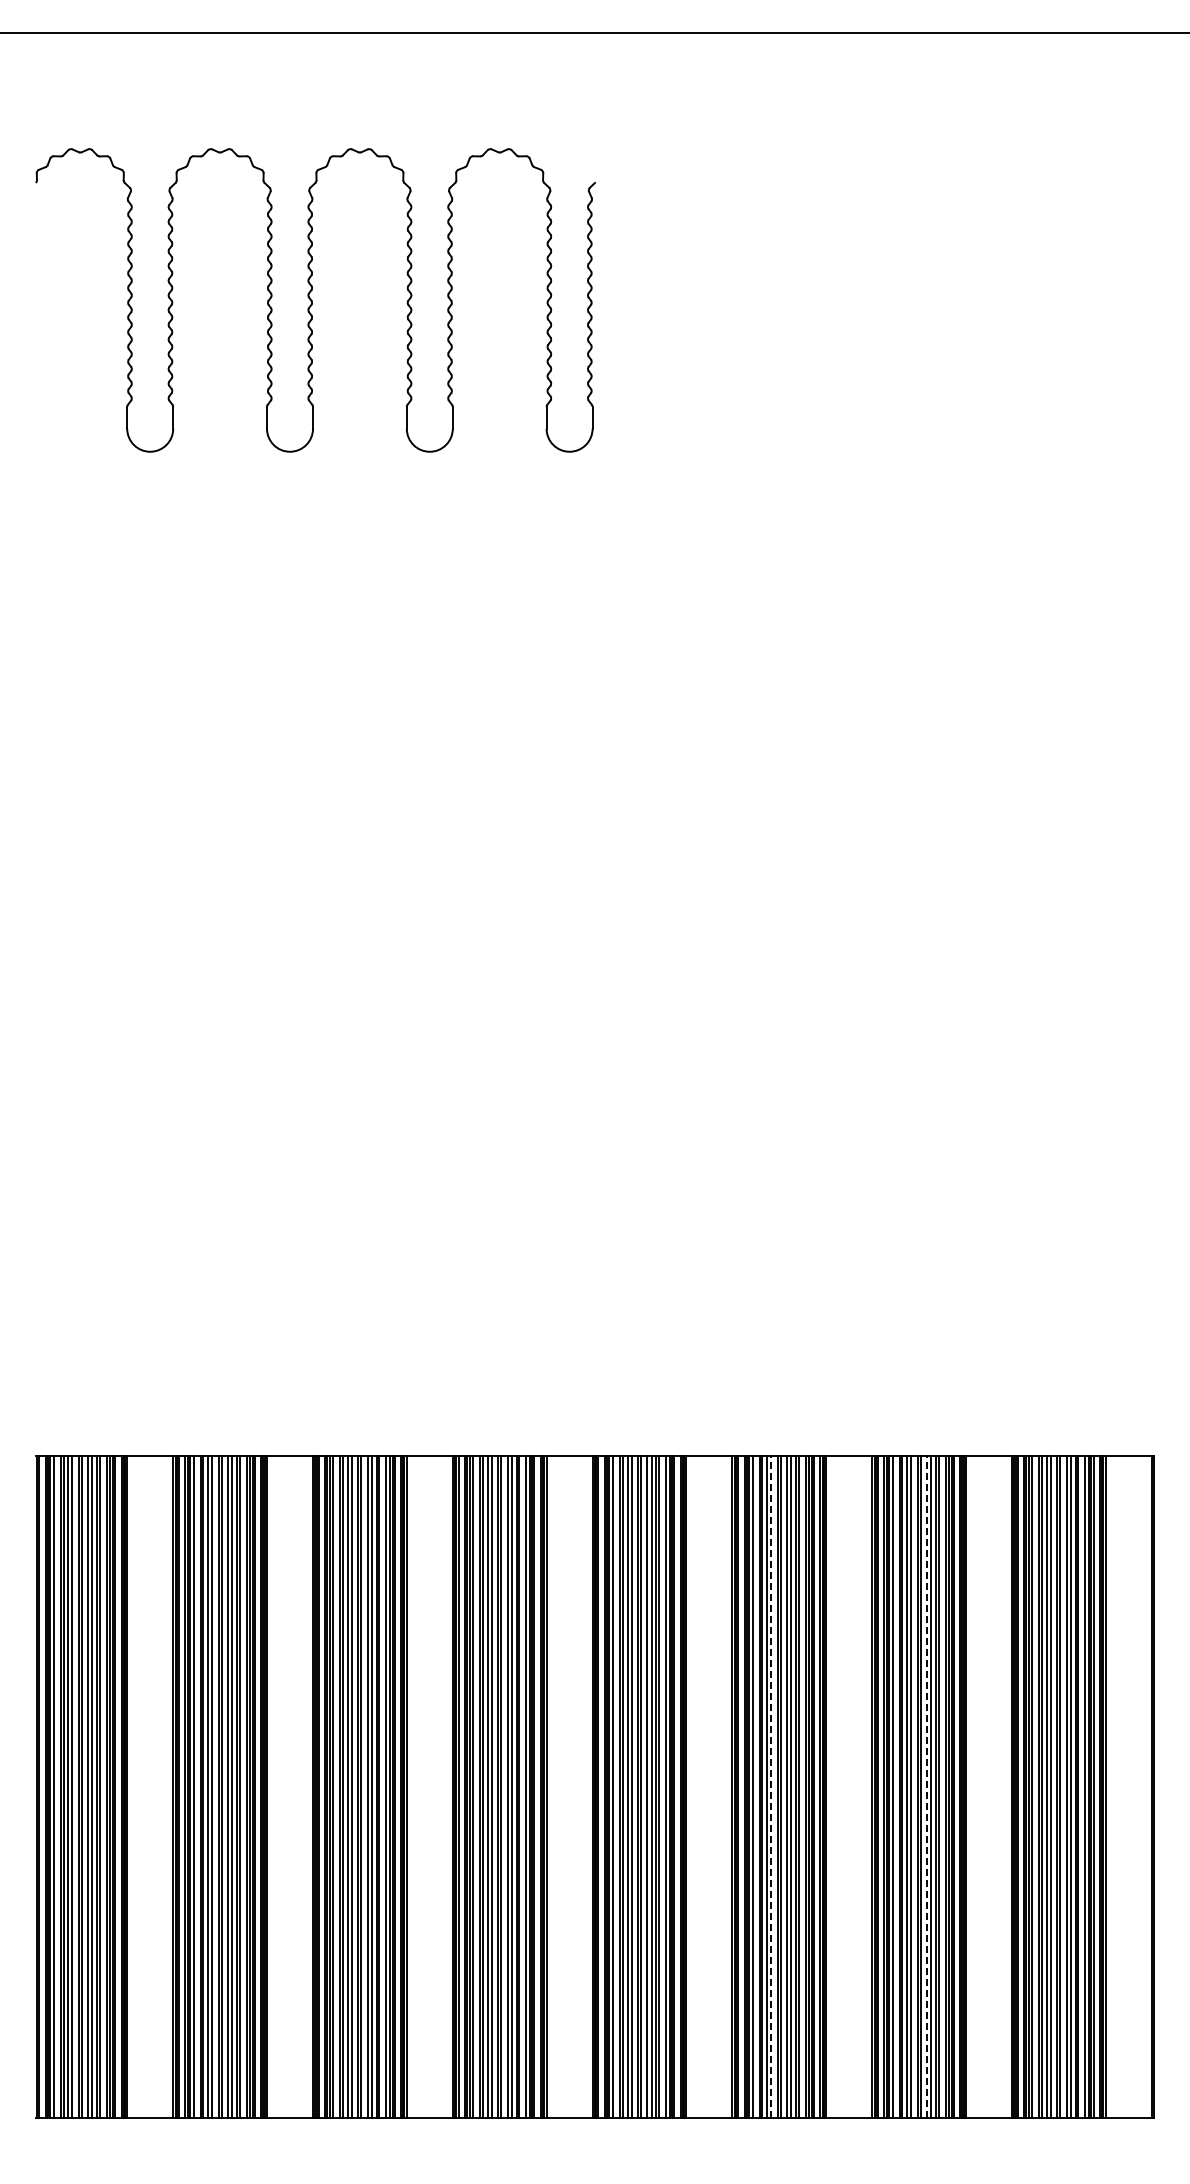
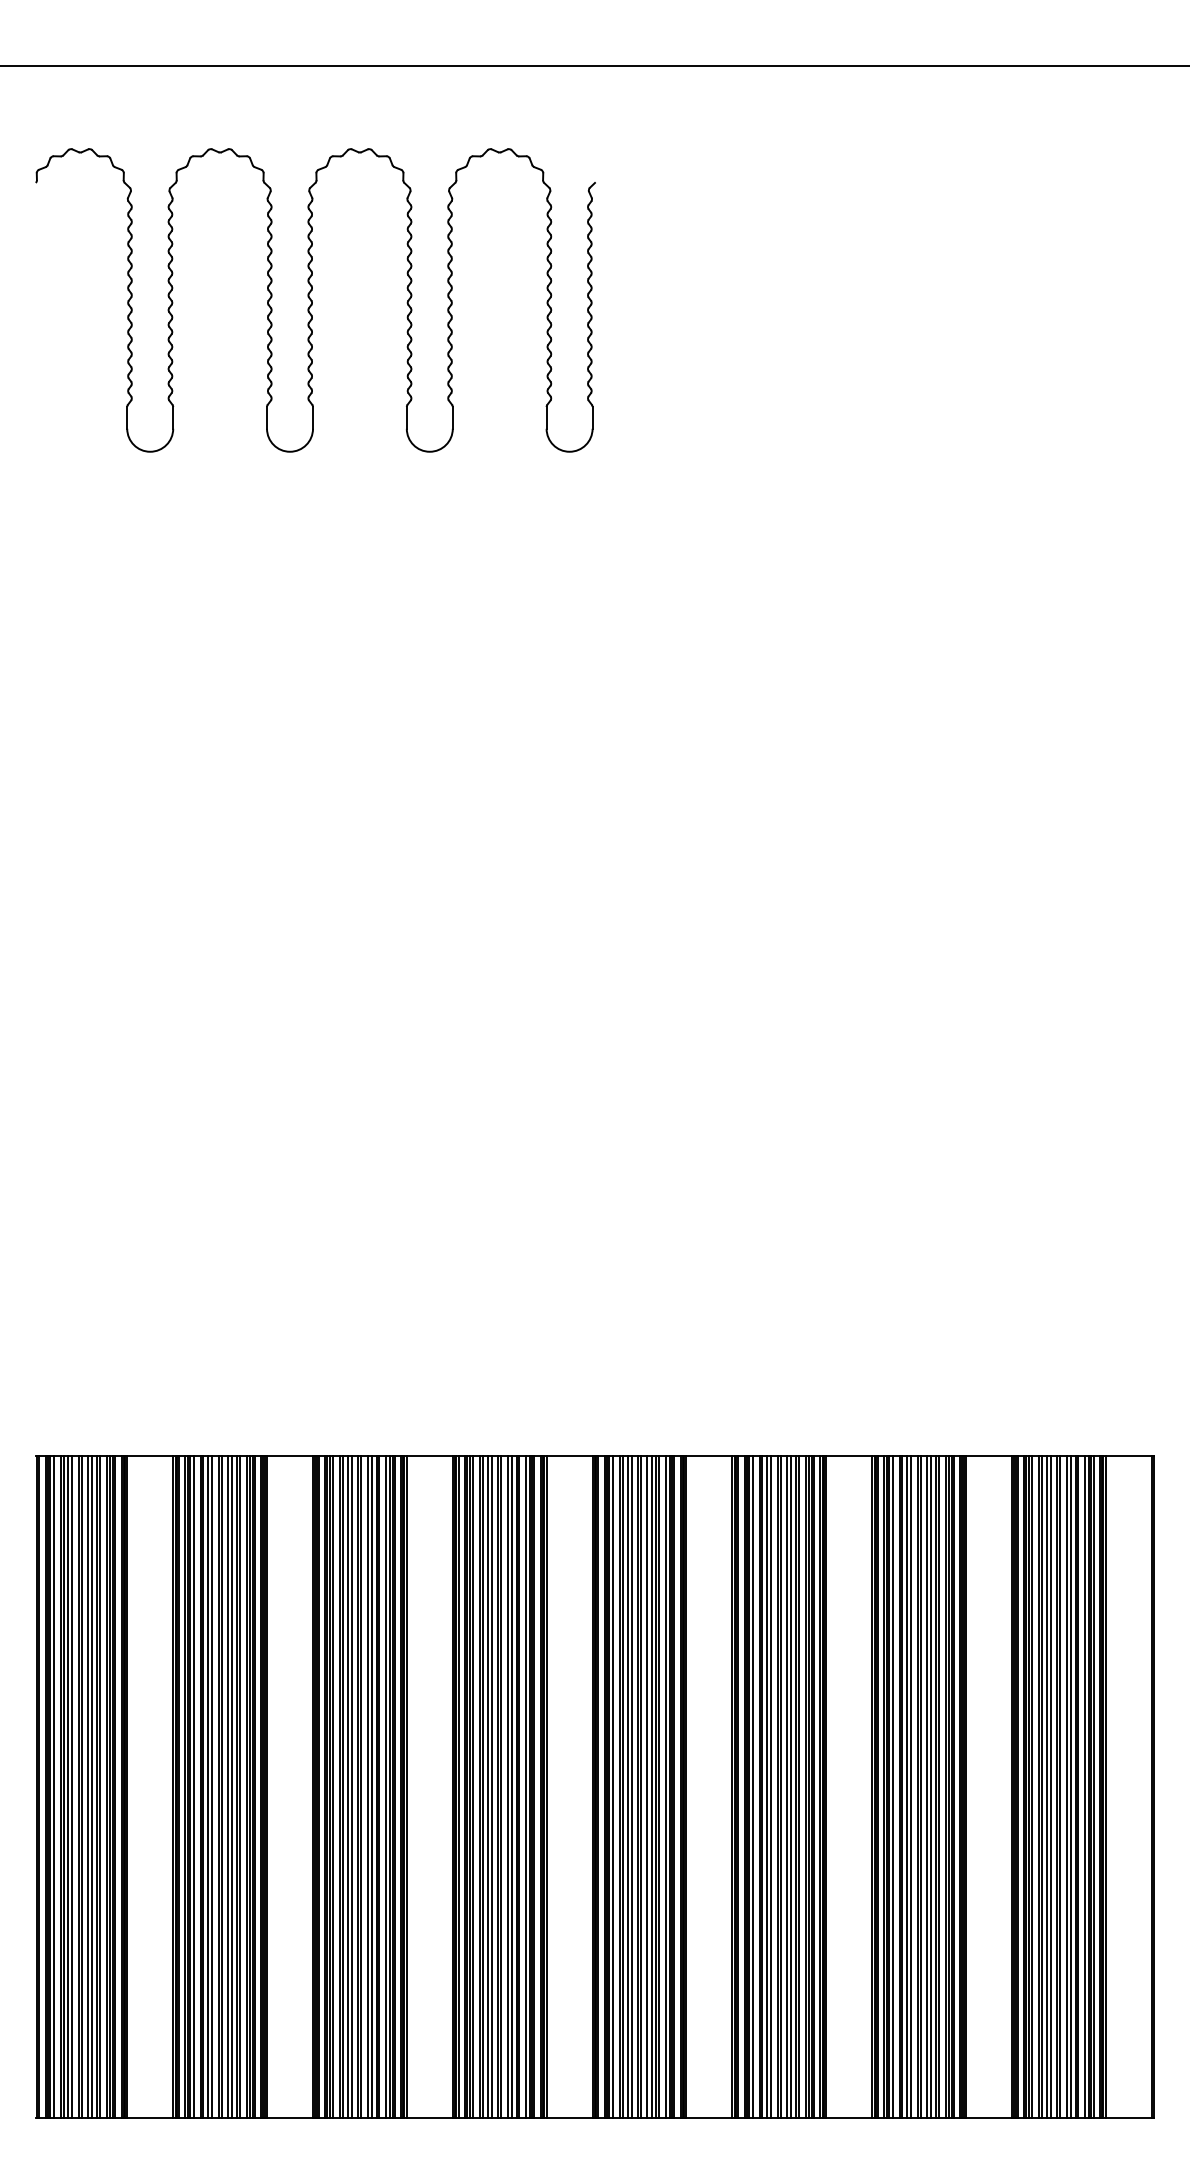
line position: (594, 32) -> (594, 65) (594, 65)
line: dashed -> solid (771, 1786)
line: dashed -> solid (926, 1786)
